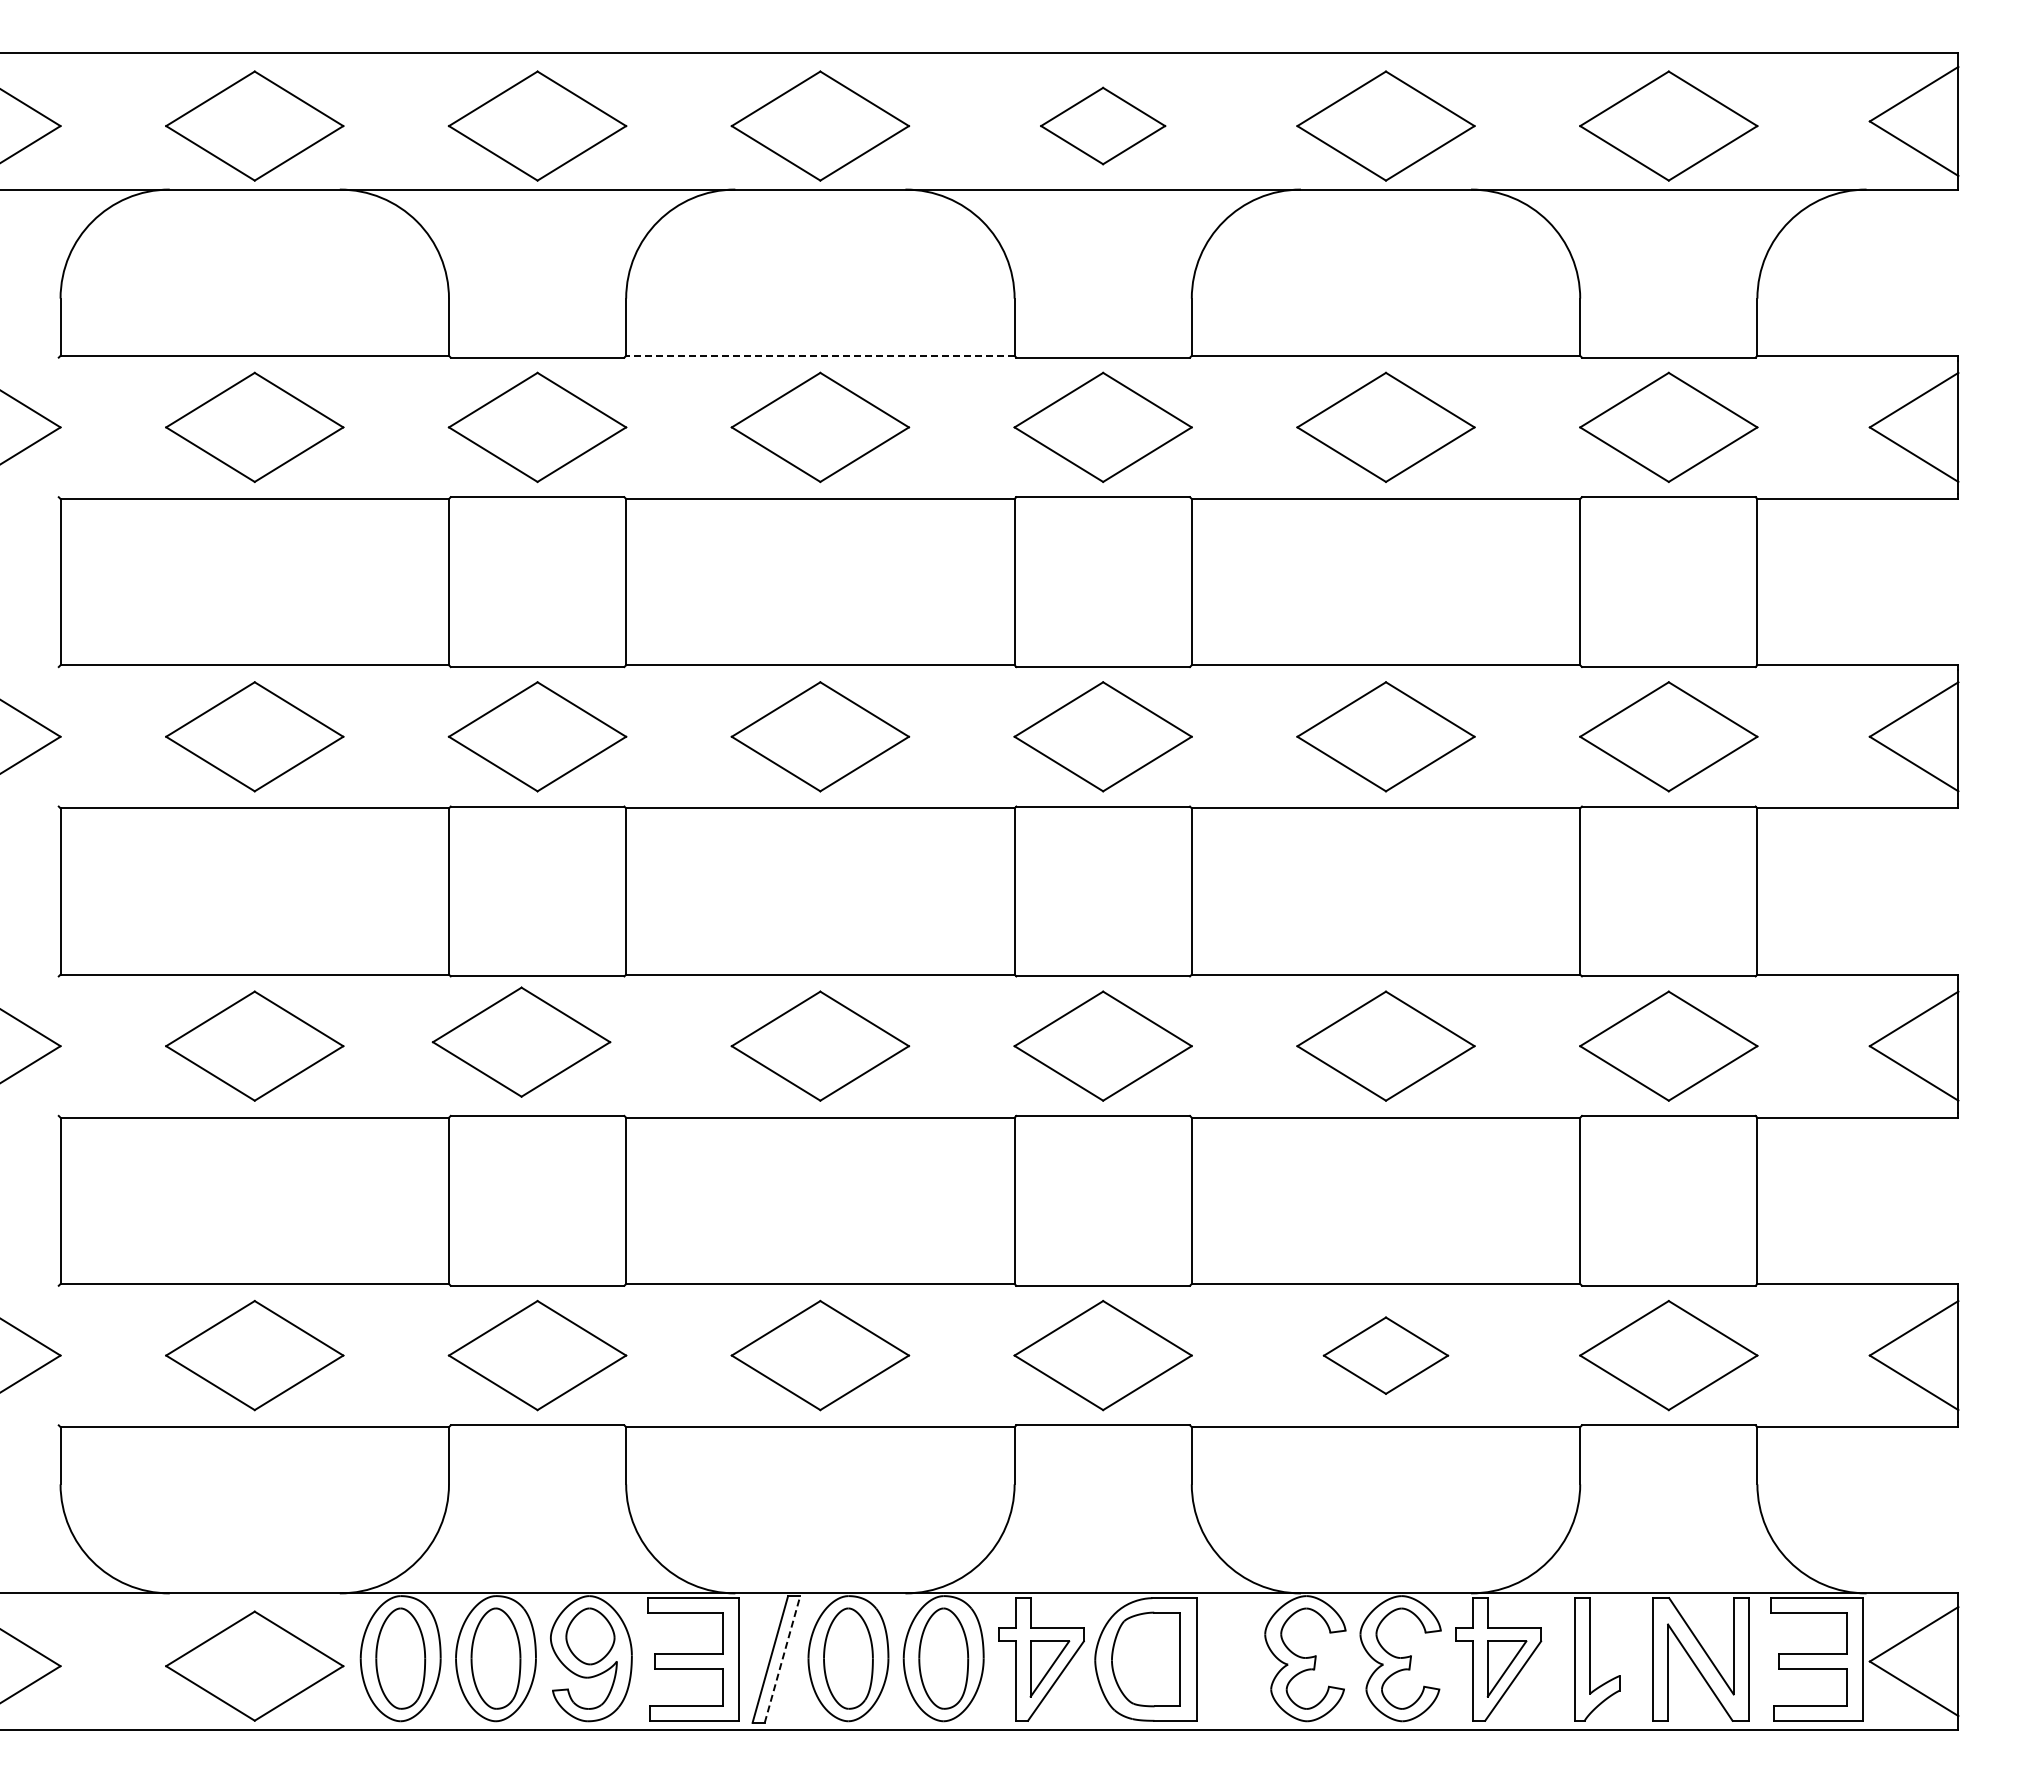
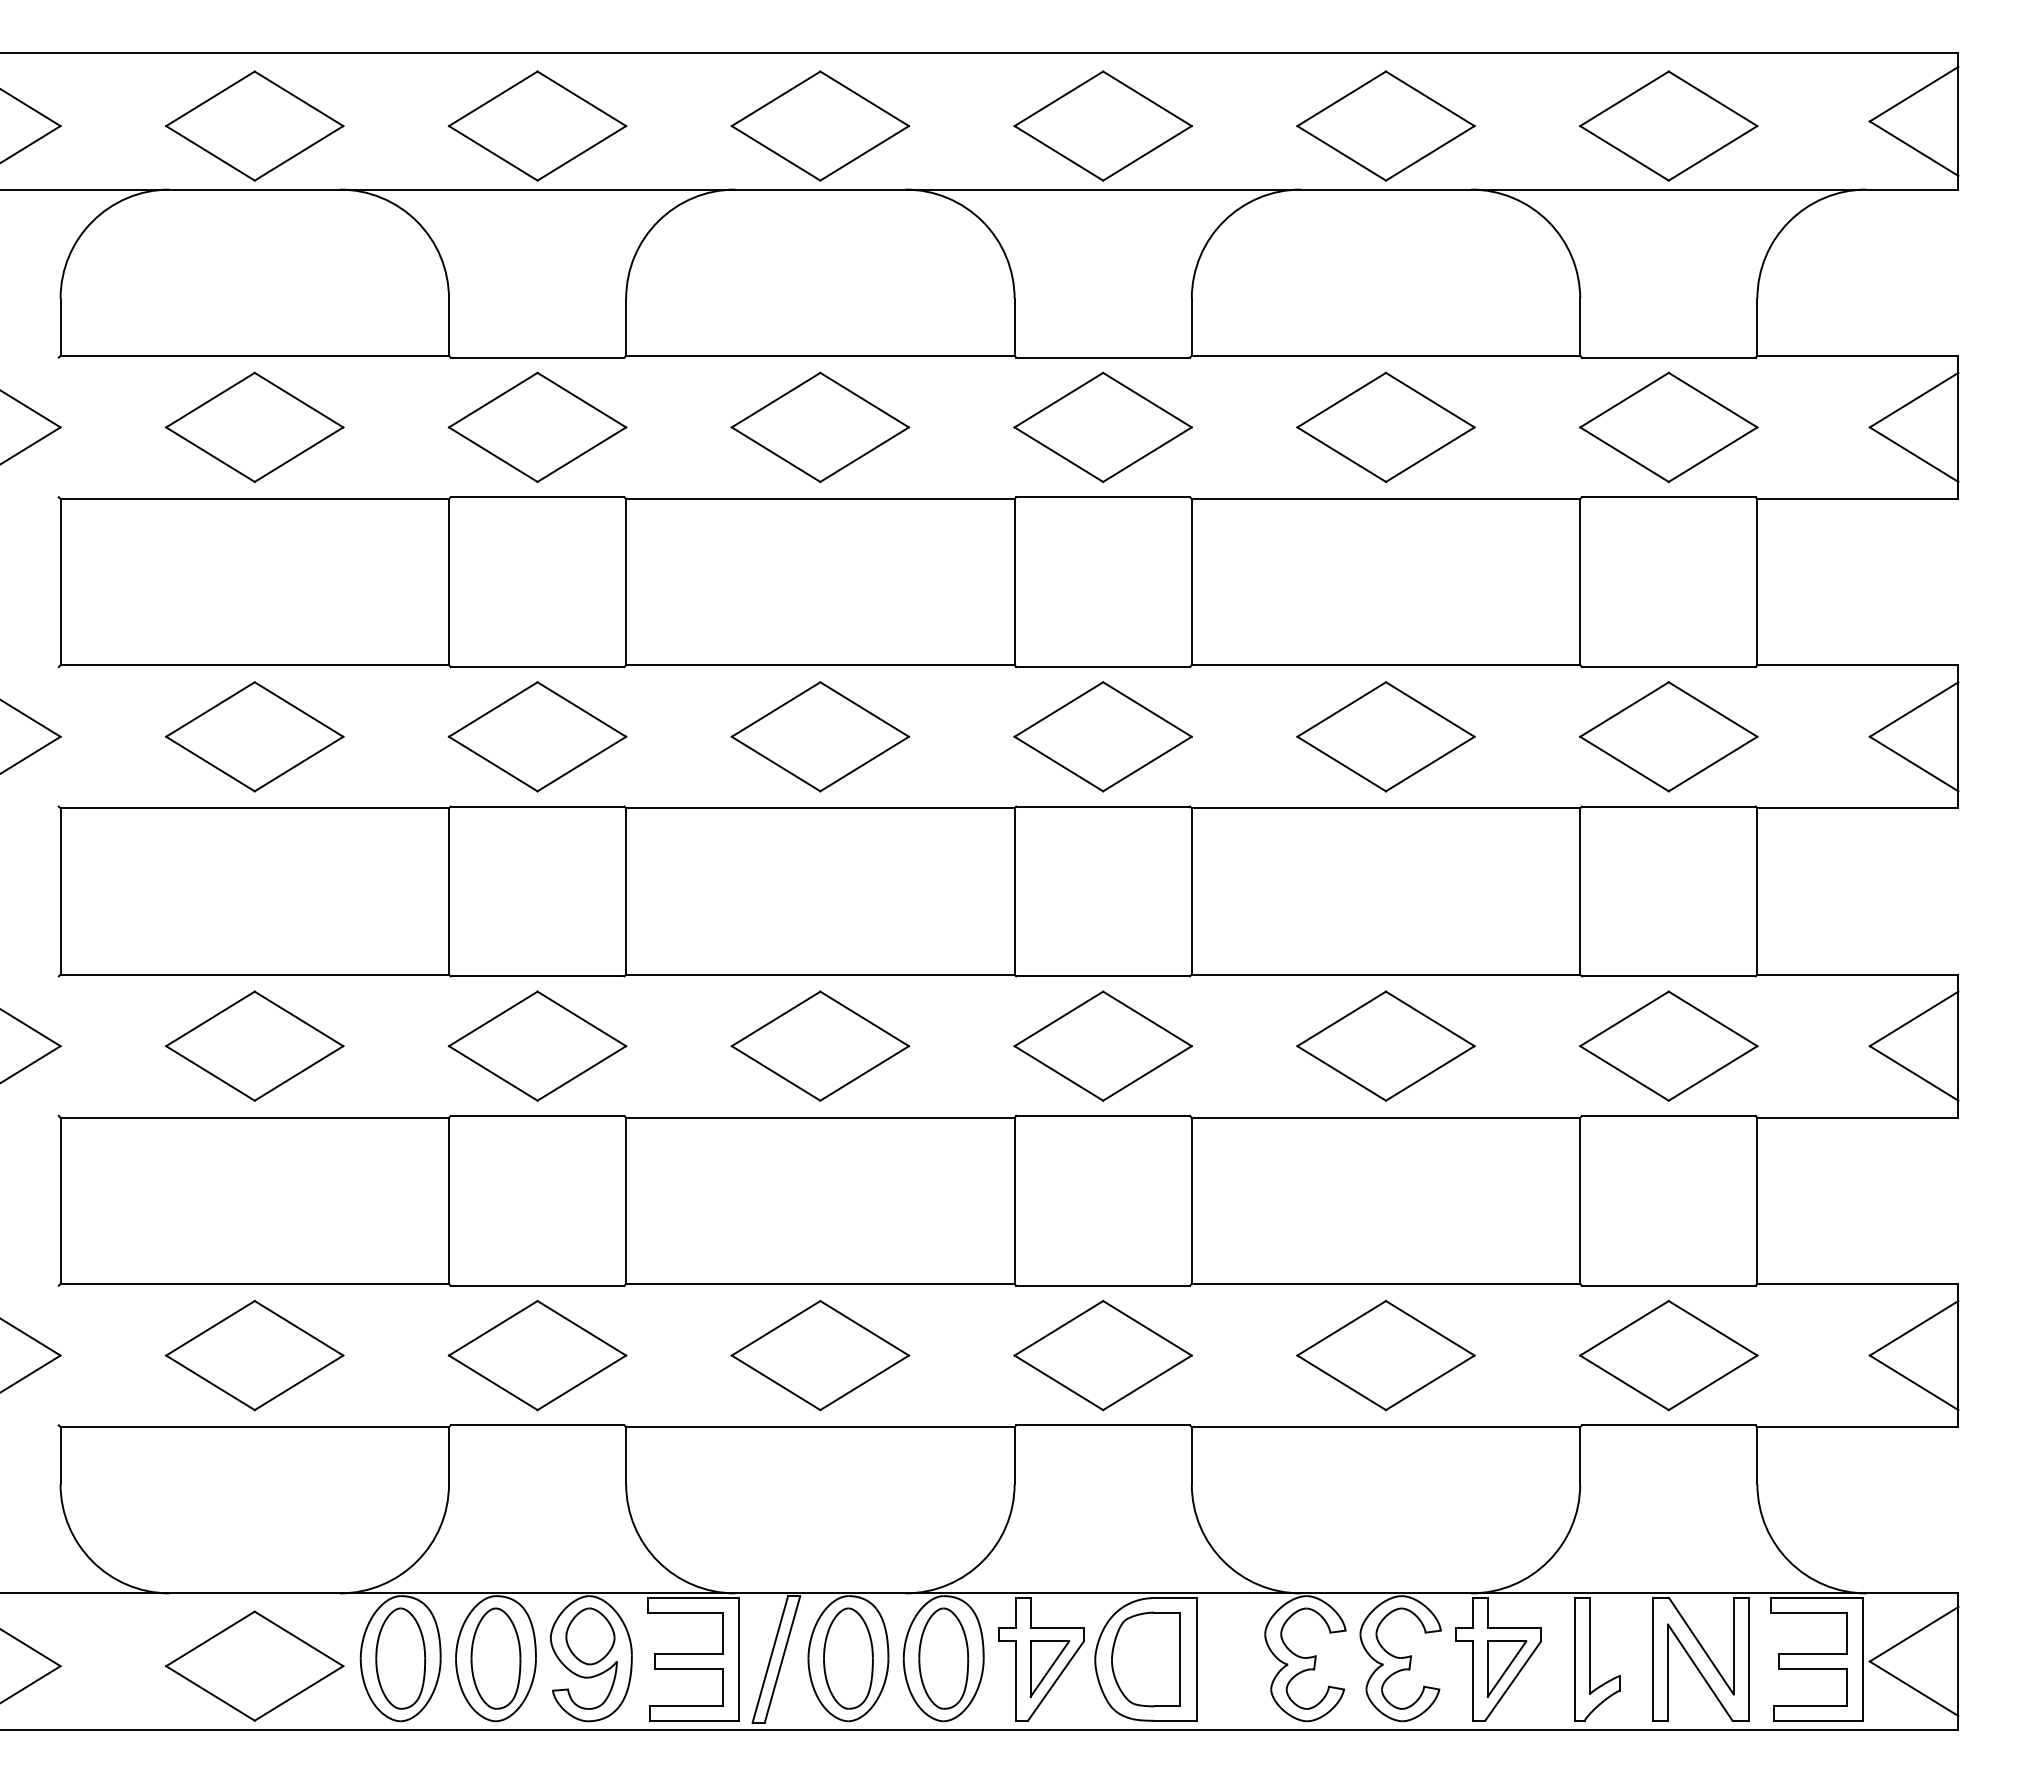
part size: 127x80 px -> 180x112 px (1102, 125)
line: dashed -> solid (819, 355)
part position: (521, 1041) -> (537, 1045) (537, 1045)
part size: 128x79 px -> 180x112 px (1385, 1355)
line: dashed -> solid (782, 1659)
